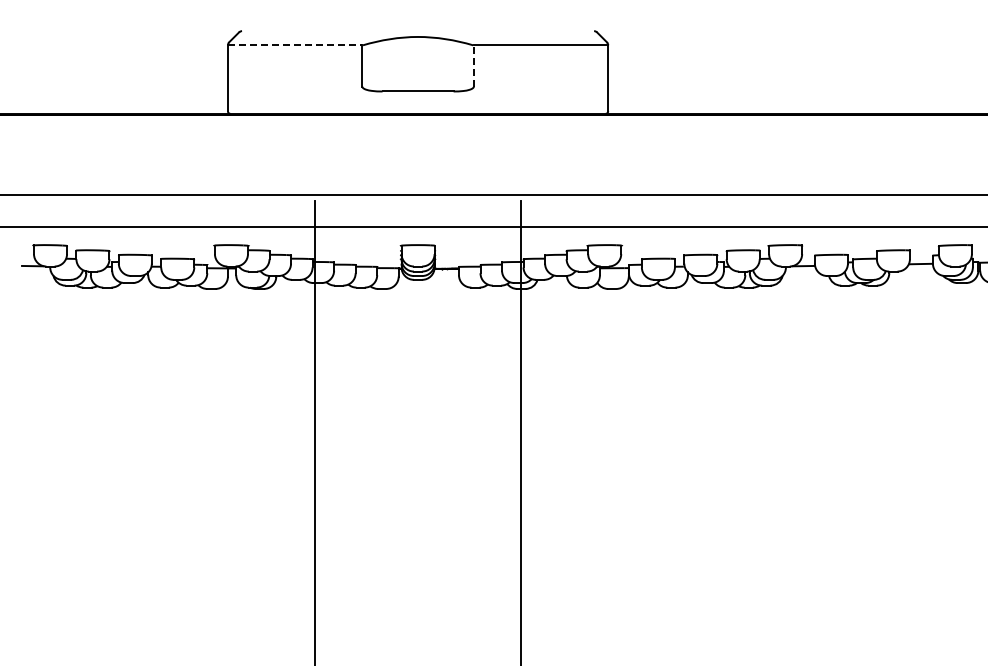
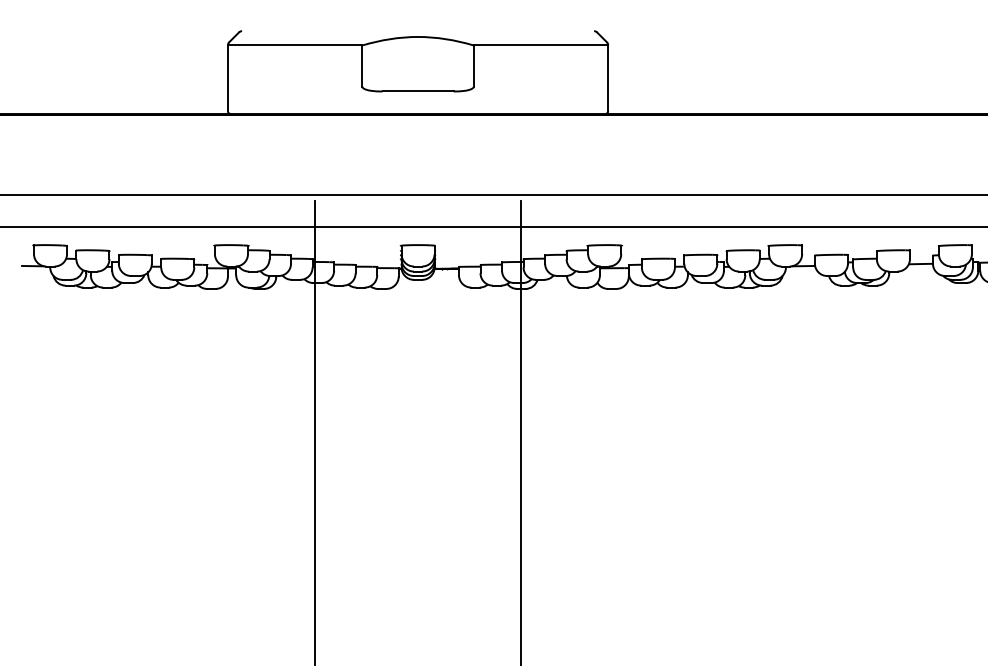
line: dashed -> solid (295, 45)
line: dashed -> solid (473, 65)
